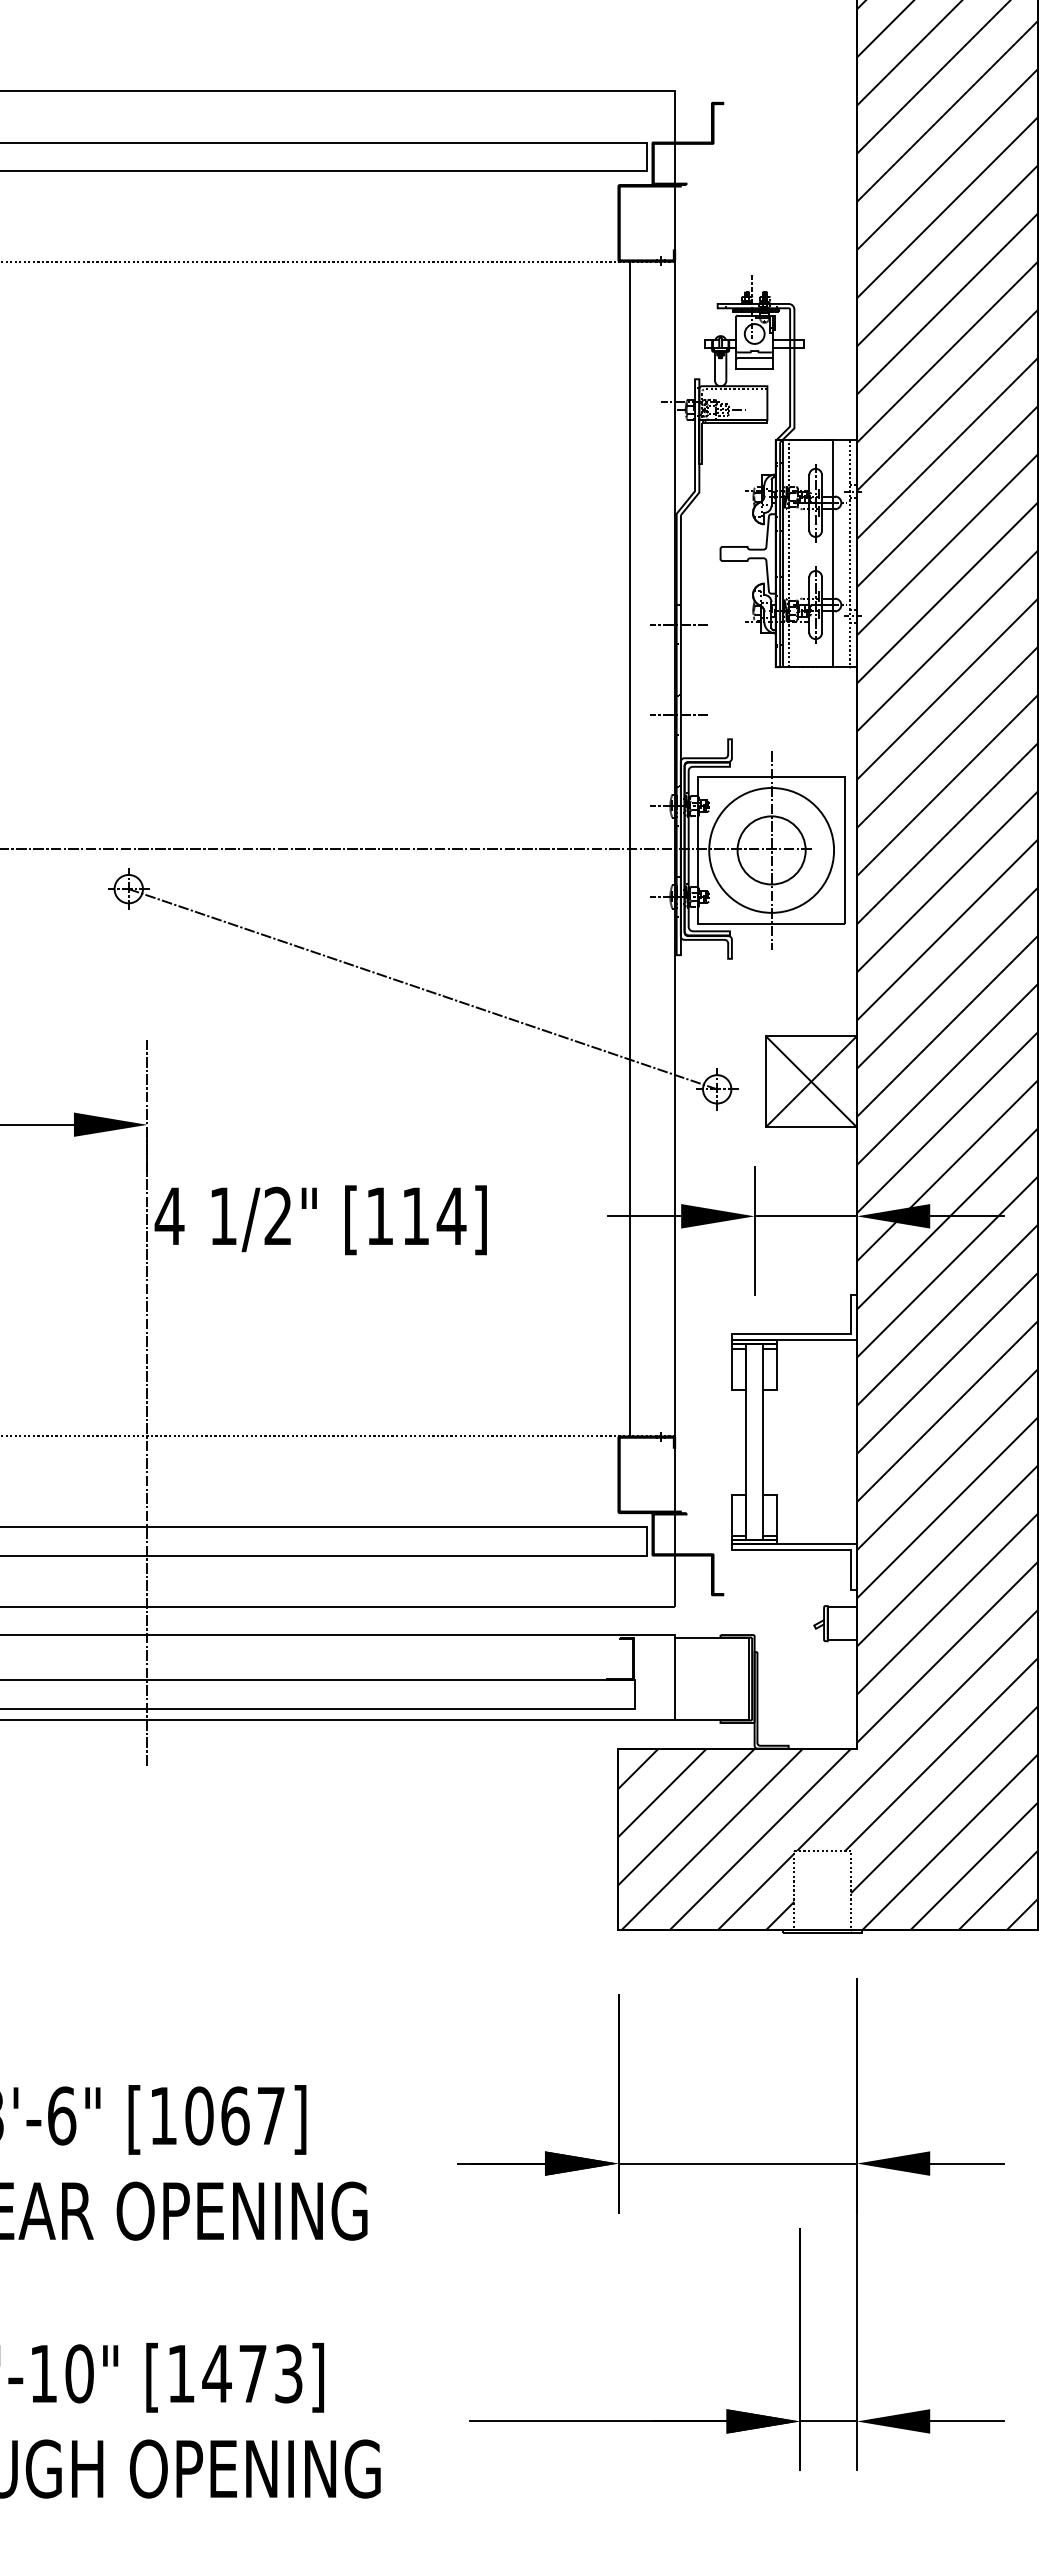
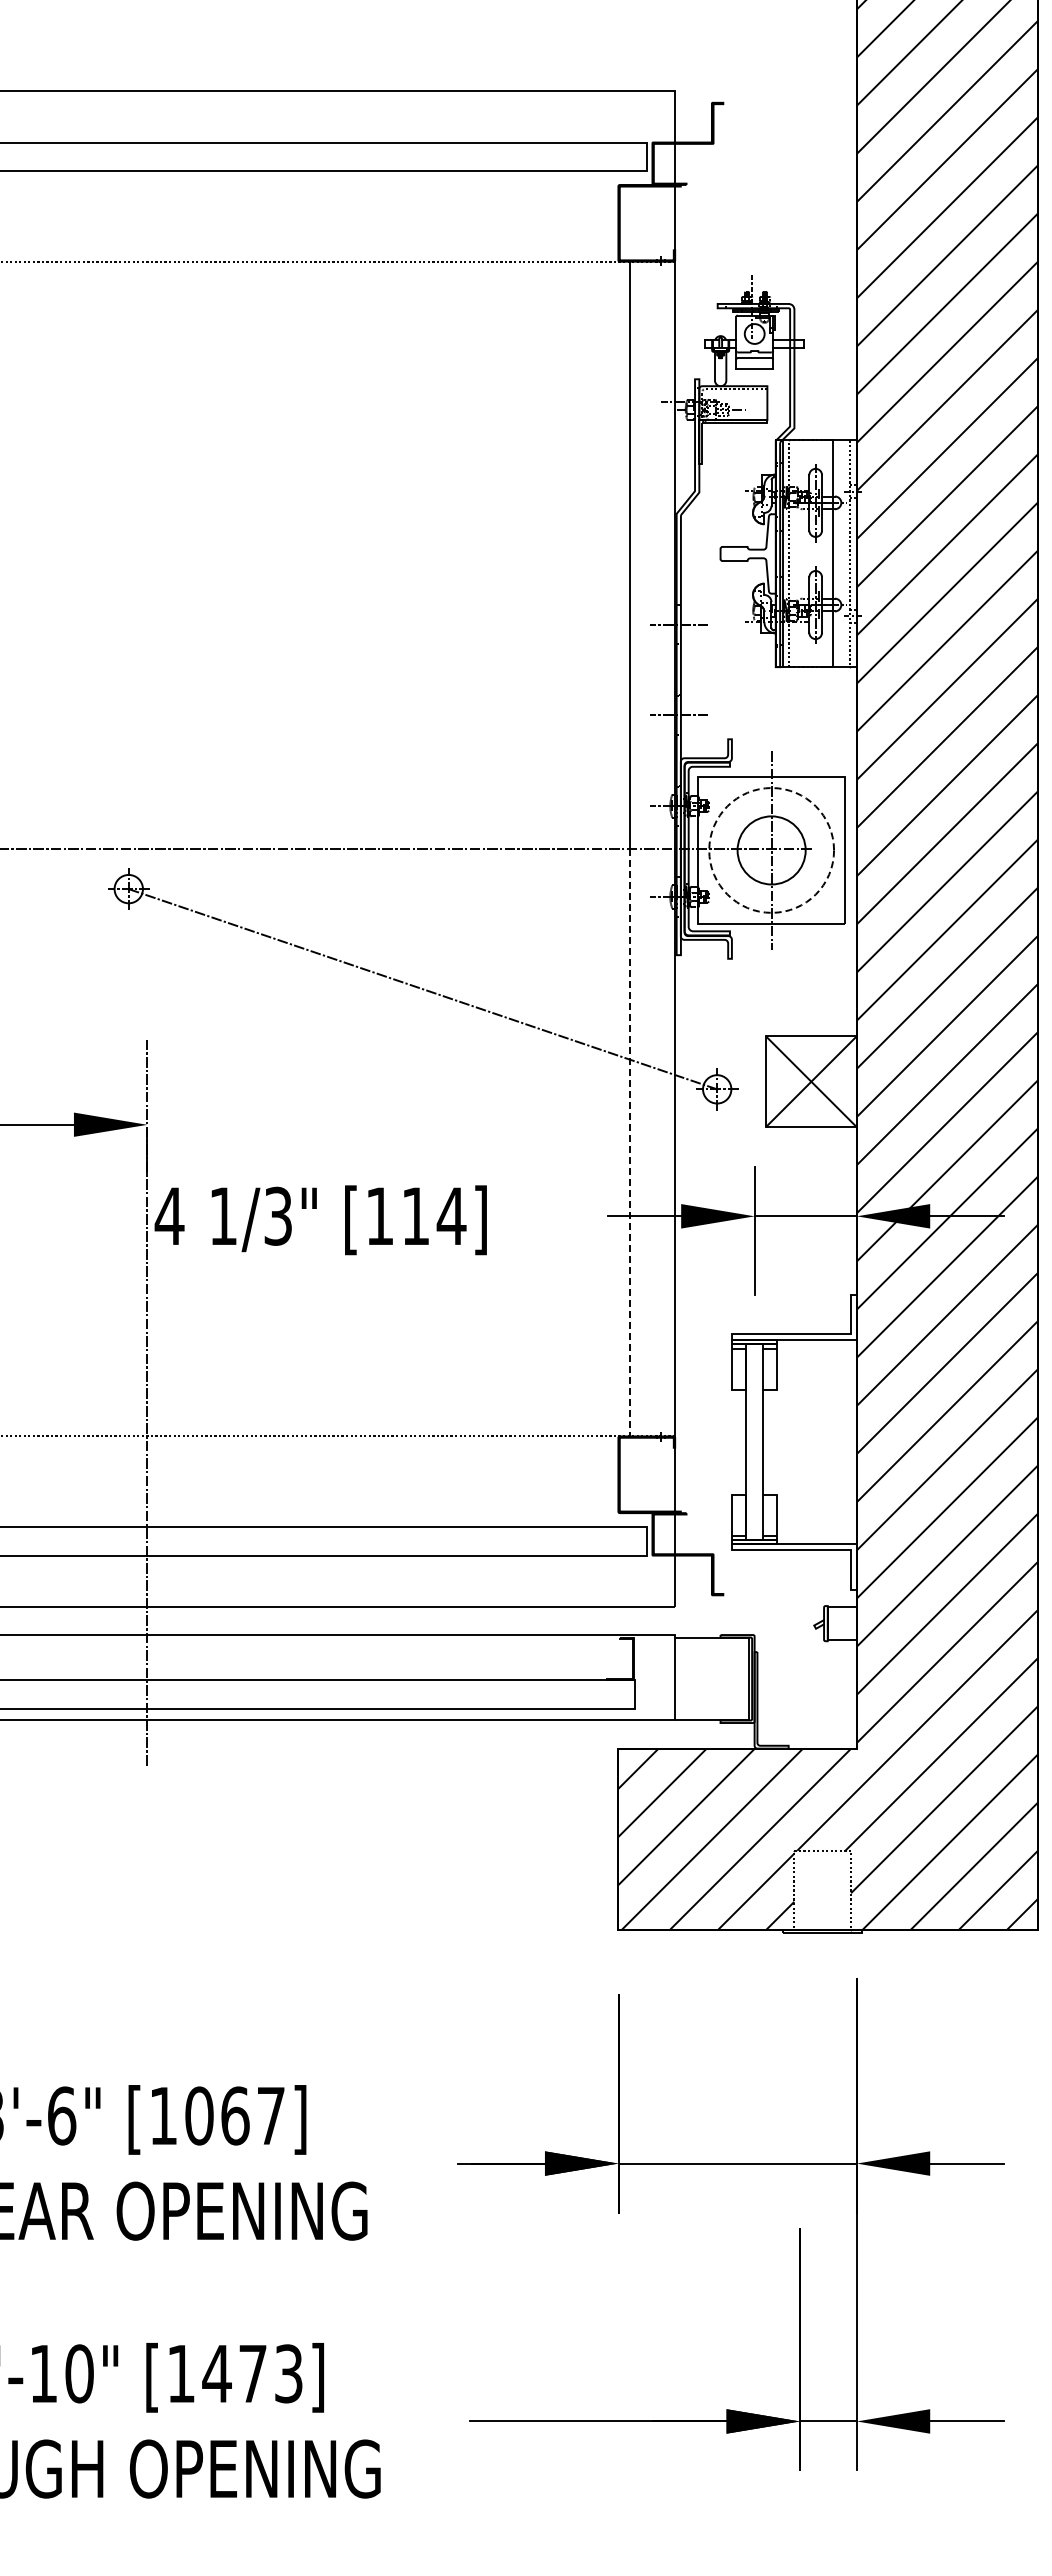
circle: solid -> dashed (771, 850)
line: solid -> dashed (629, 1142)
text: 1/2" -> 1/3" (277, 1216)
